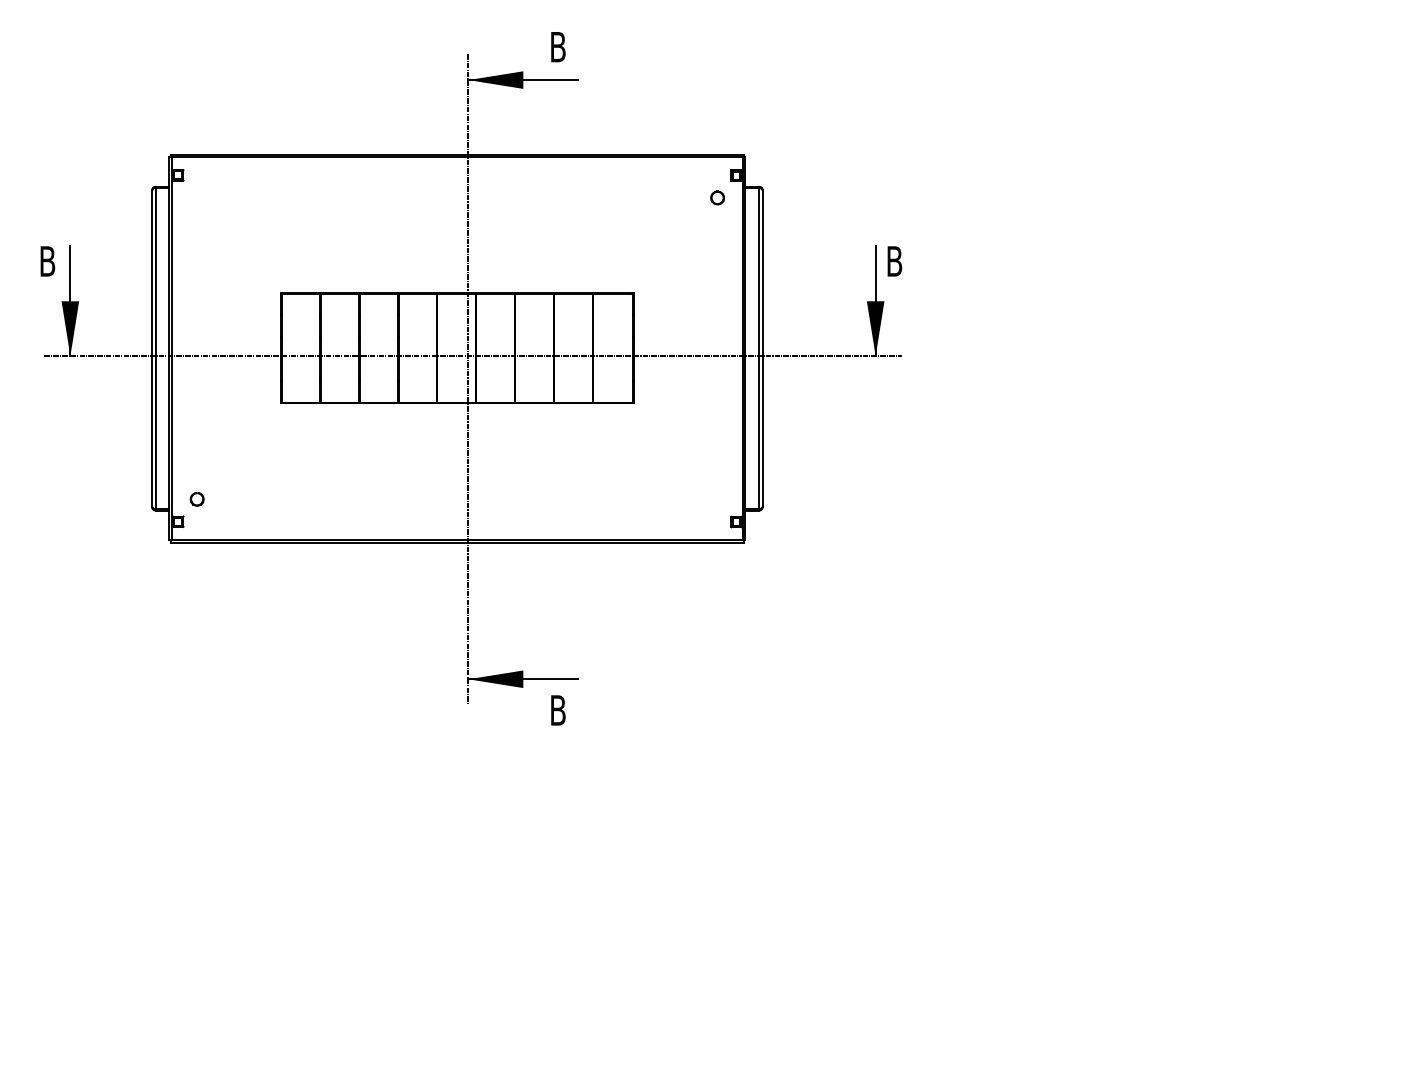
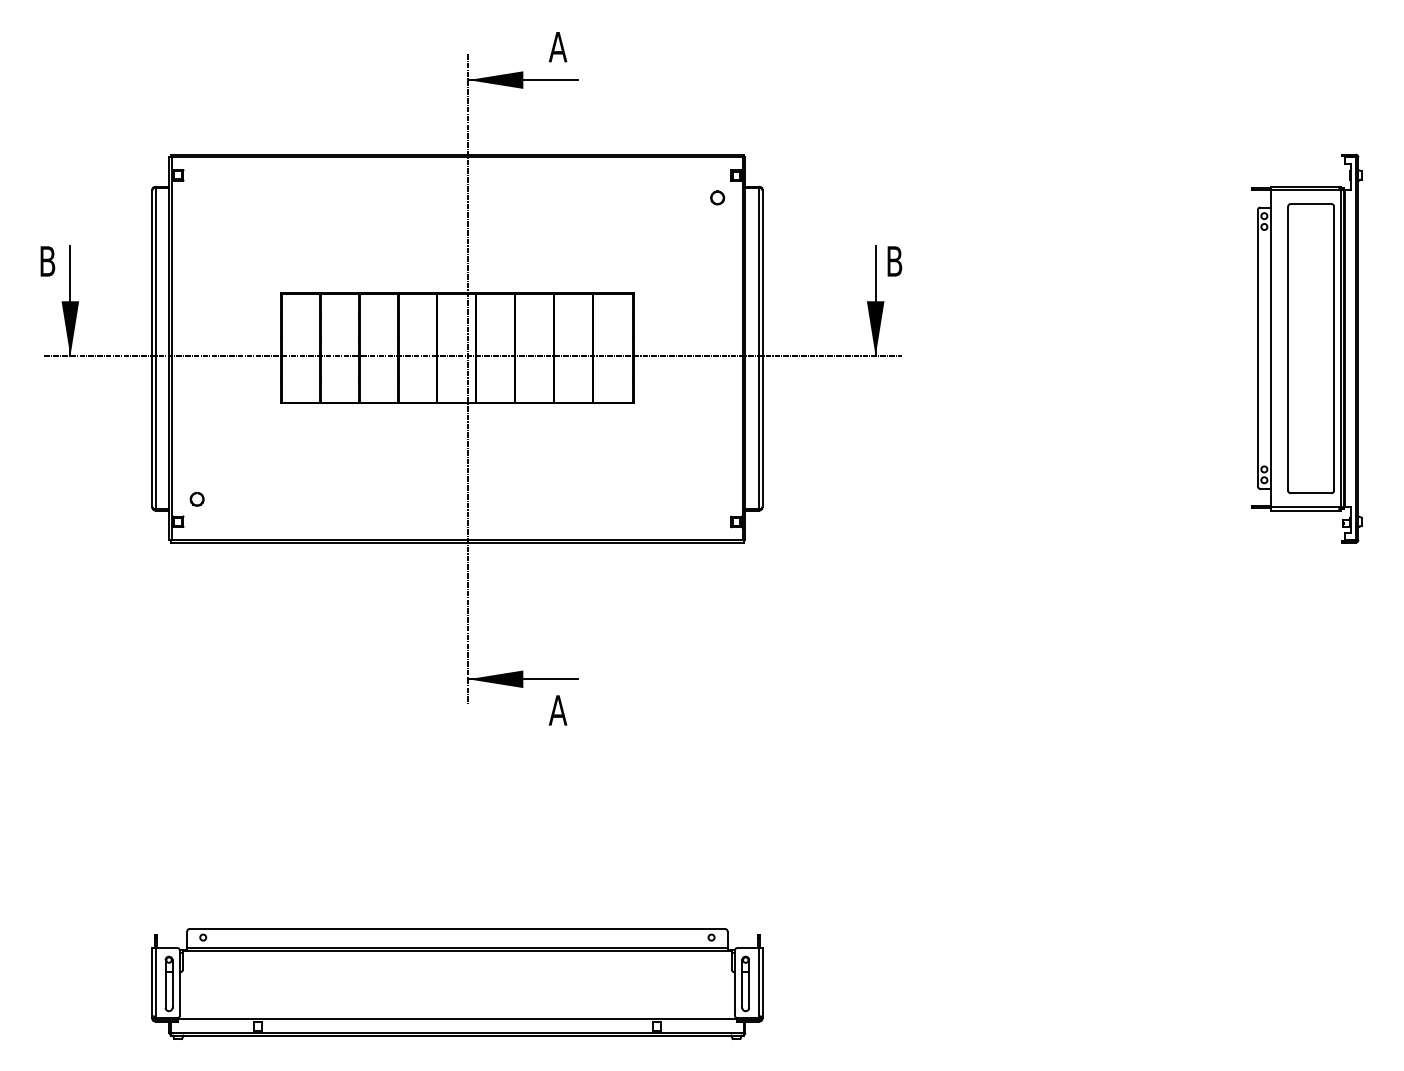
text: B -> A (557, 47)
part: none -> present (1306, 348)
text: B -> A (557, 710)
part: none -> present (457, 983)
